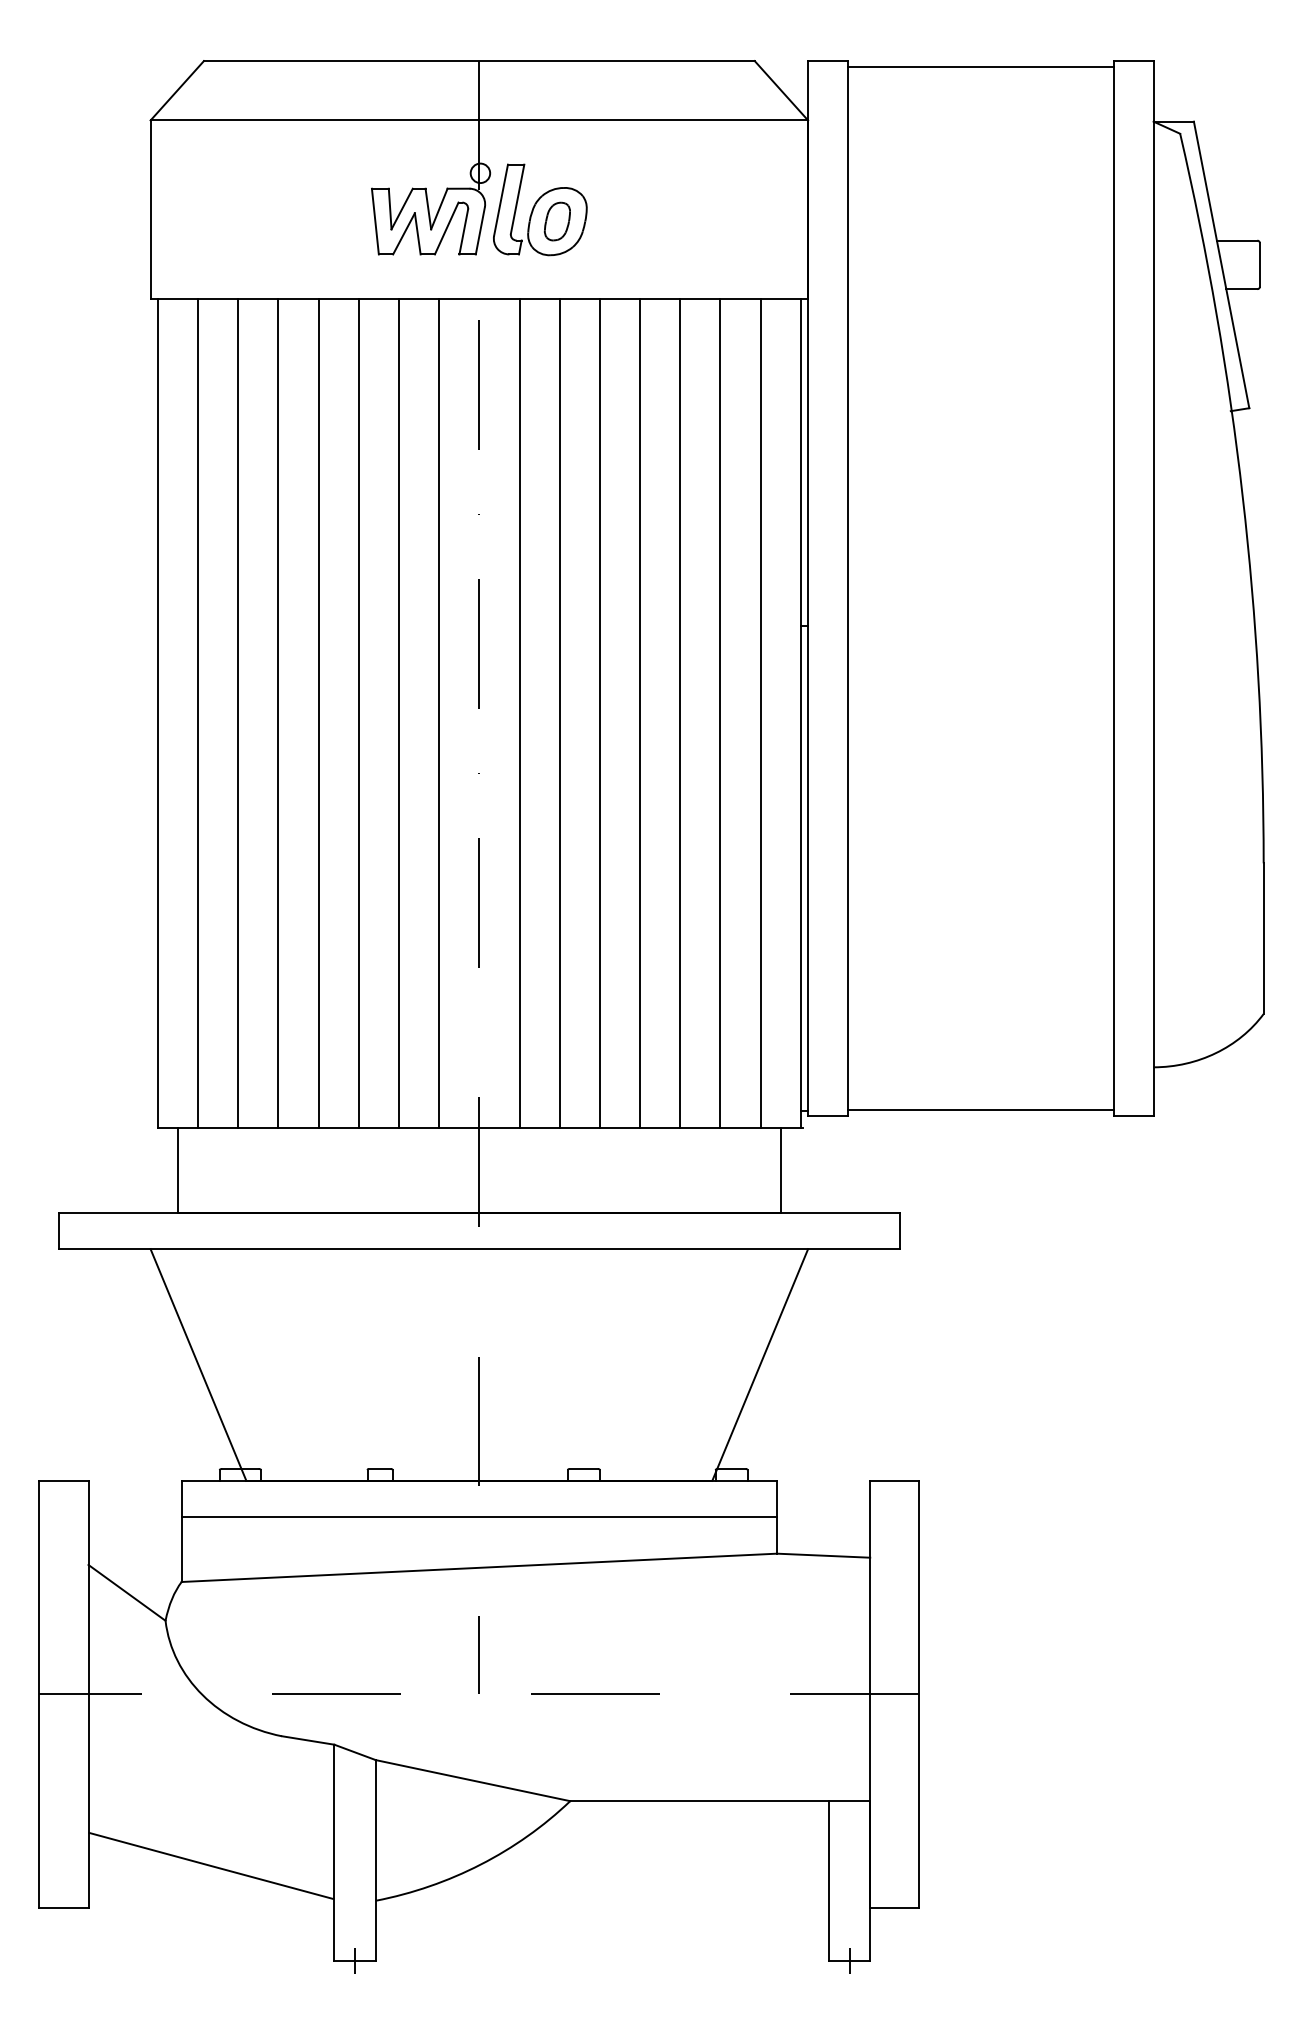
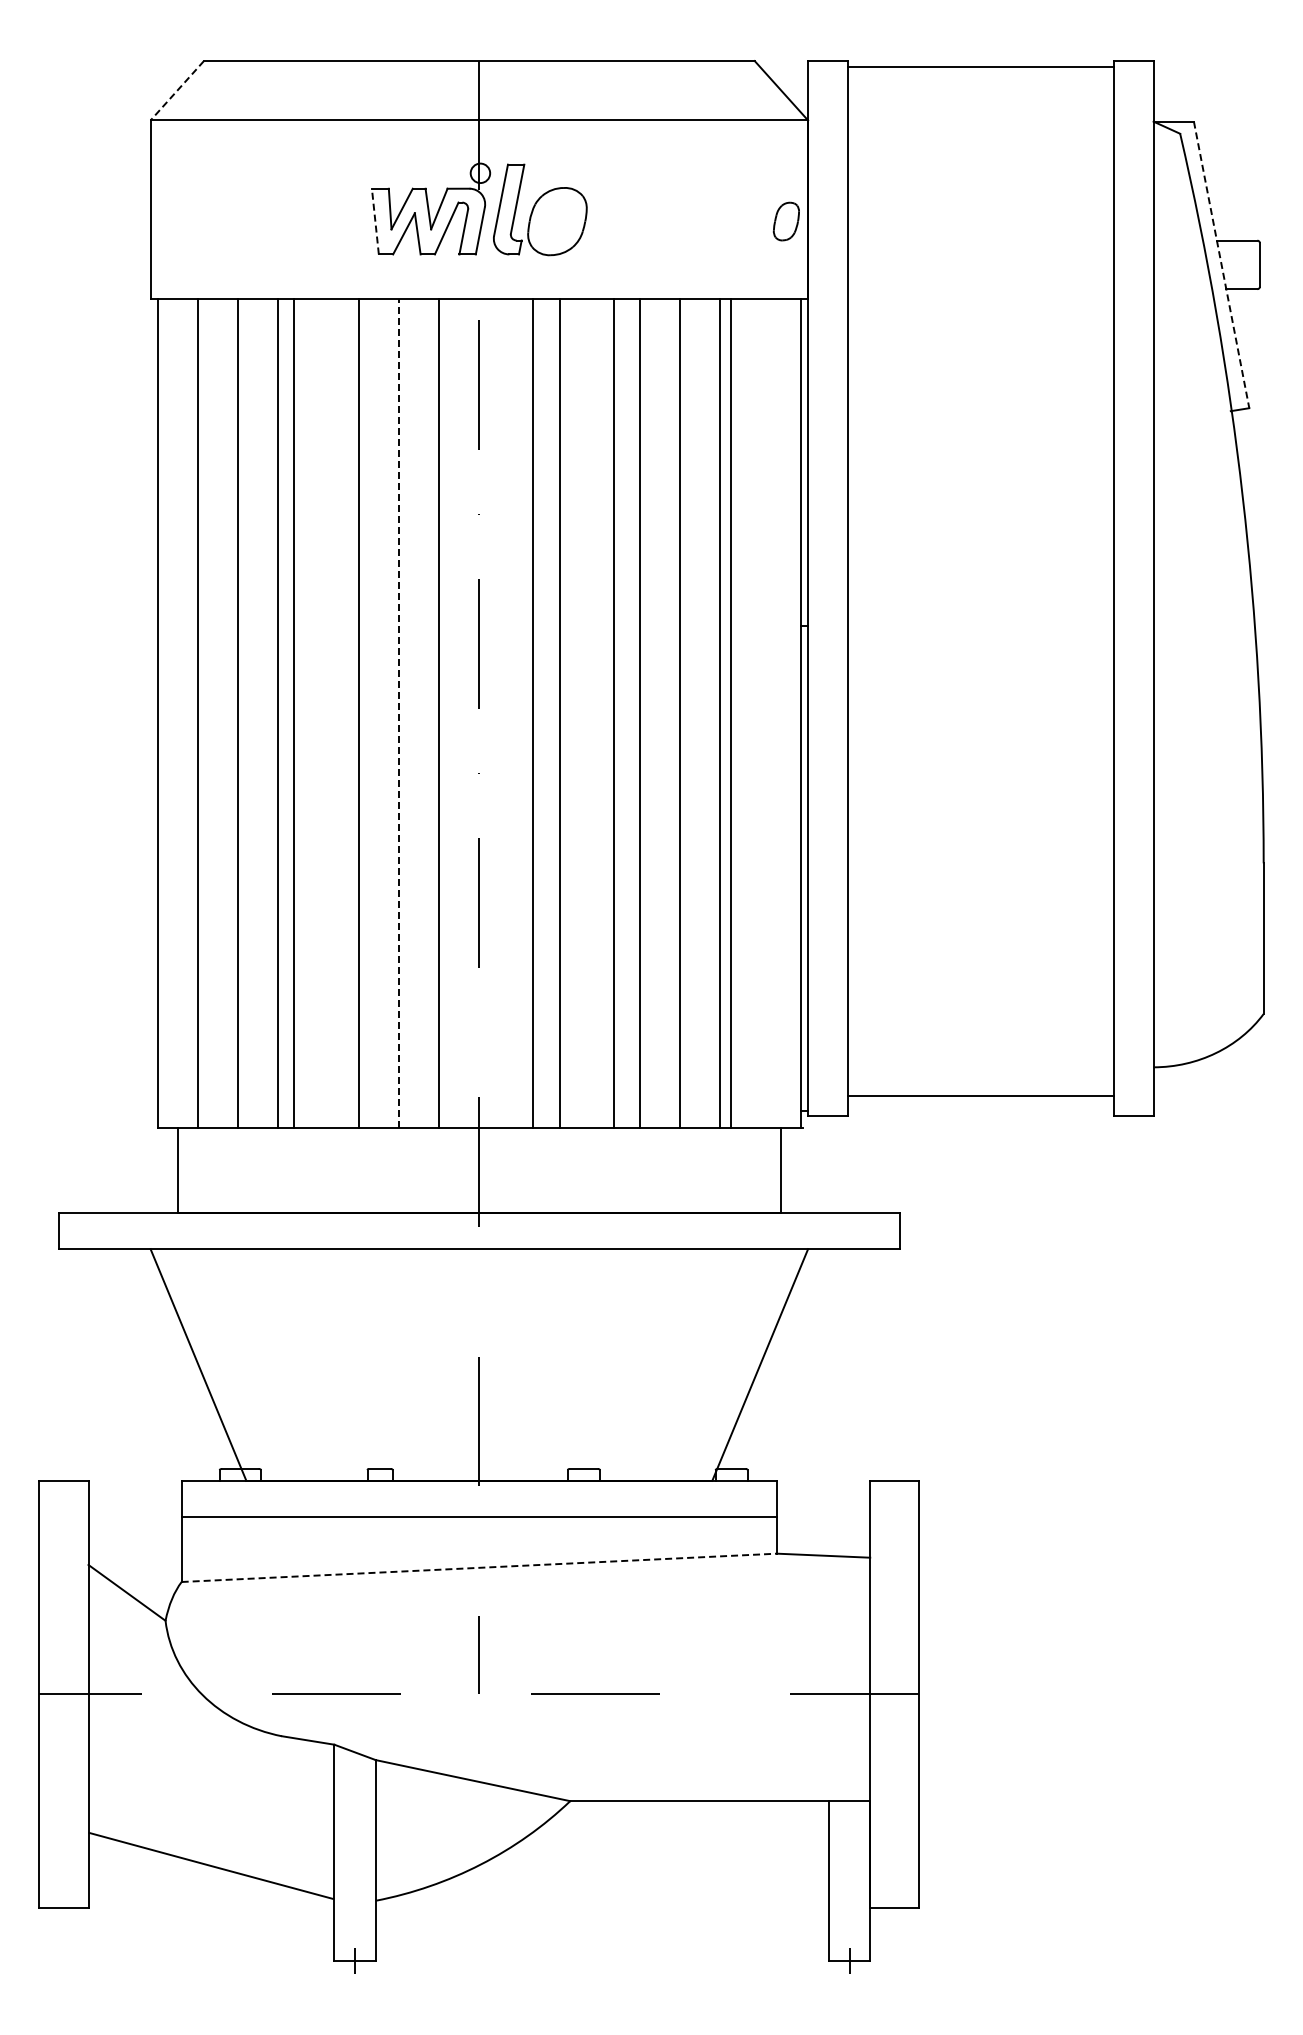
line: solid -> dashed (177, 90)
line: solid -> dashed (375, 221)
part position: (556, 221) -> (785, 221) (785, 221)
line: solid -> dashed (1221, 264)
line position: (318, 712) -> (293, 712) (293, 712)
line position: (519, 712) -> (532, 712) (532, 712)
line position: (599, 712) -> (613, 712) (613, 712)
line position: (760, 712) -> (730, 712) (730, 712)
line: solid -> dashed (399, 713)
line position: (980, 1109) -> (980, 1095) (980, 1095)
line: solid -> dashed (479, 1567)
